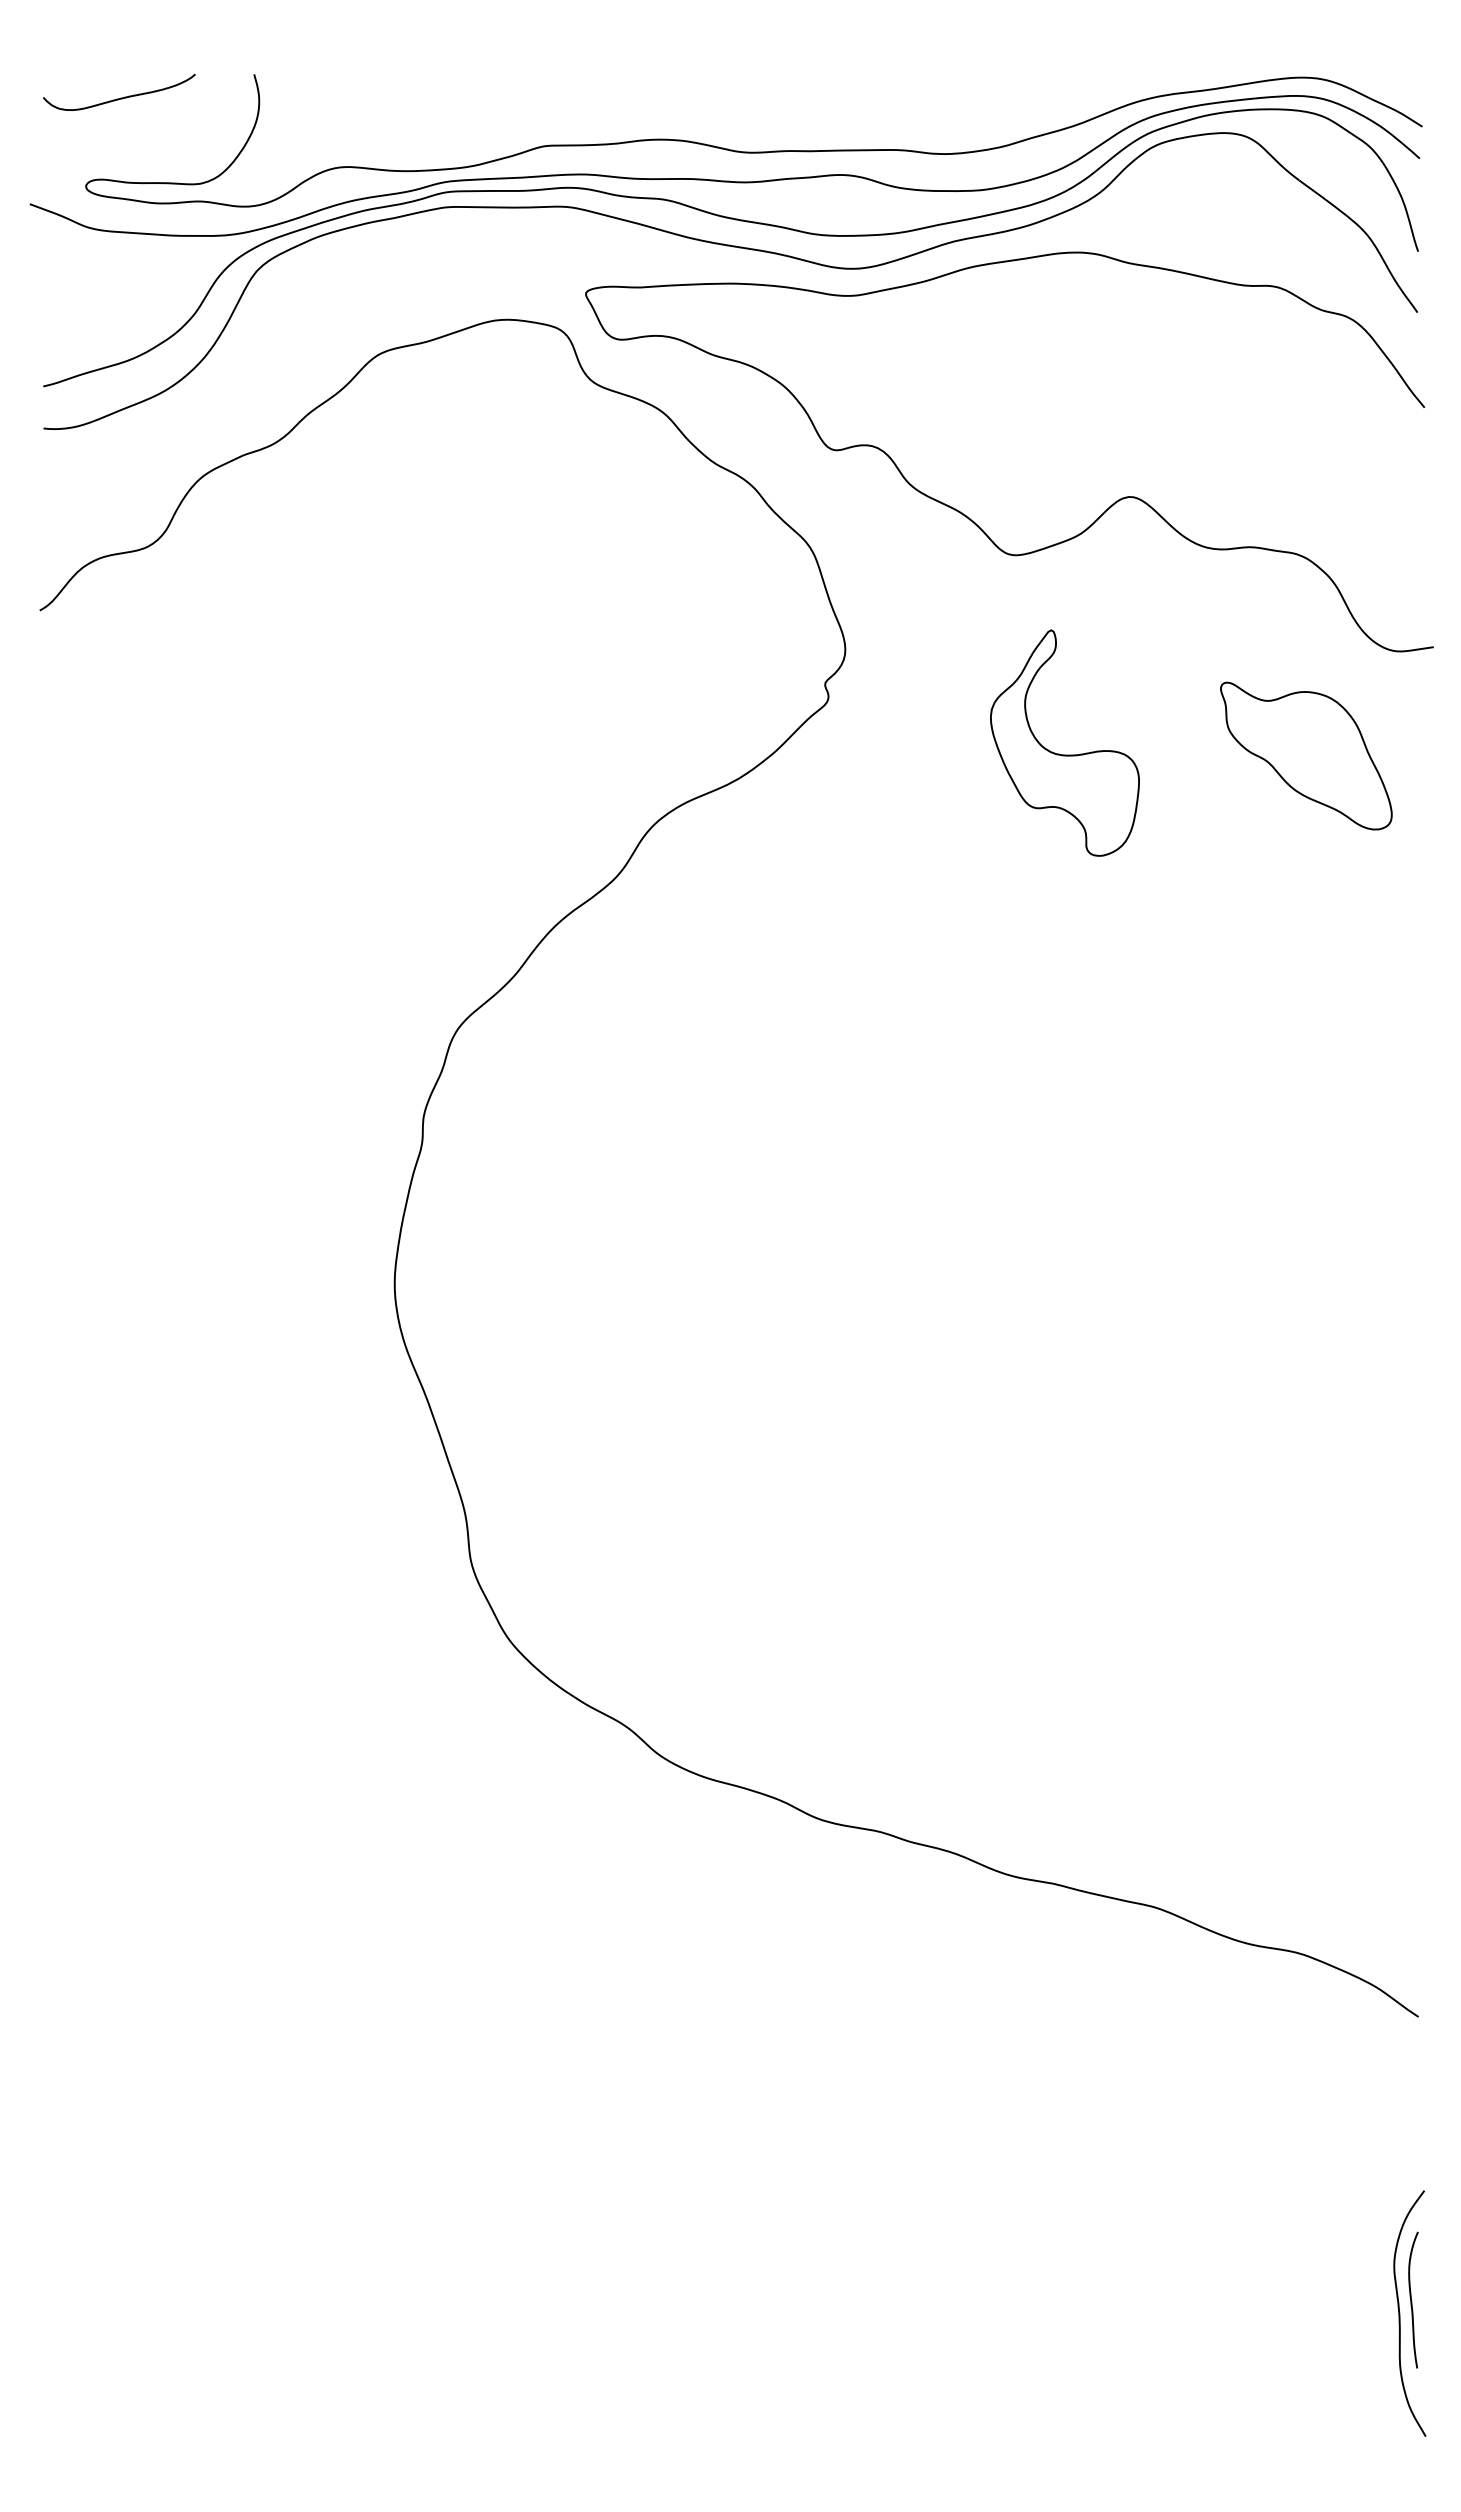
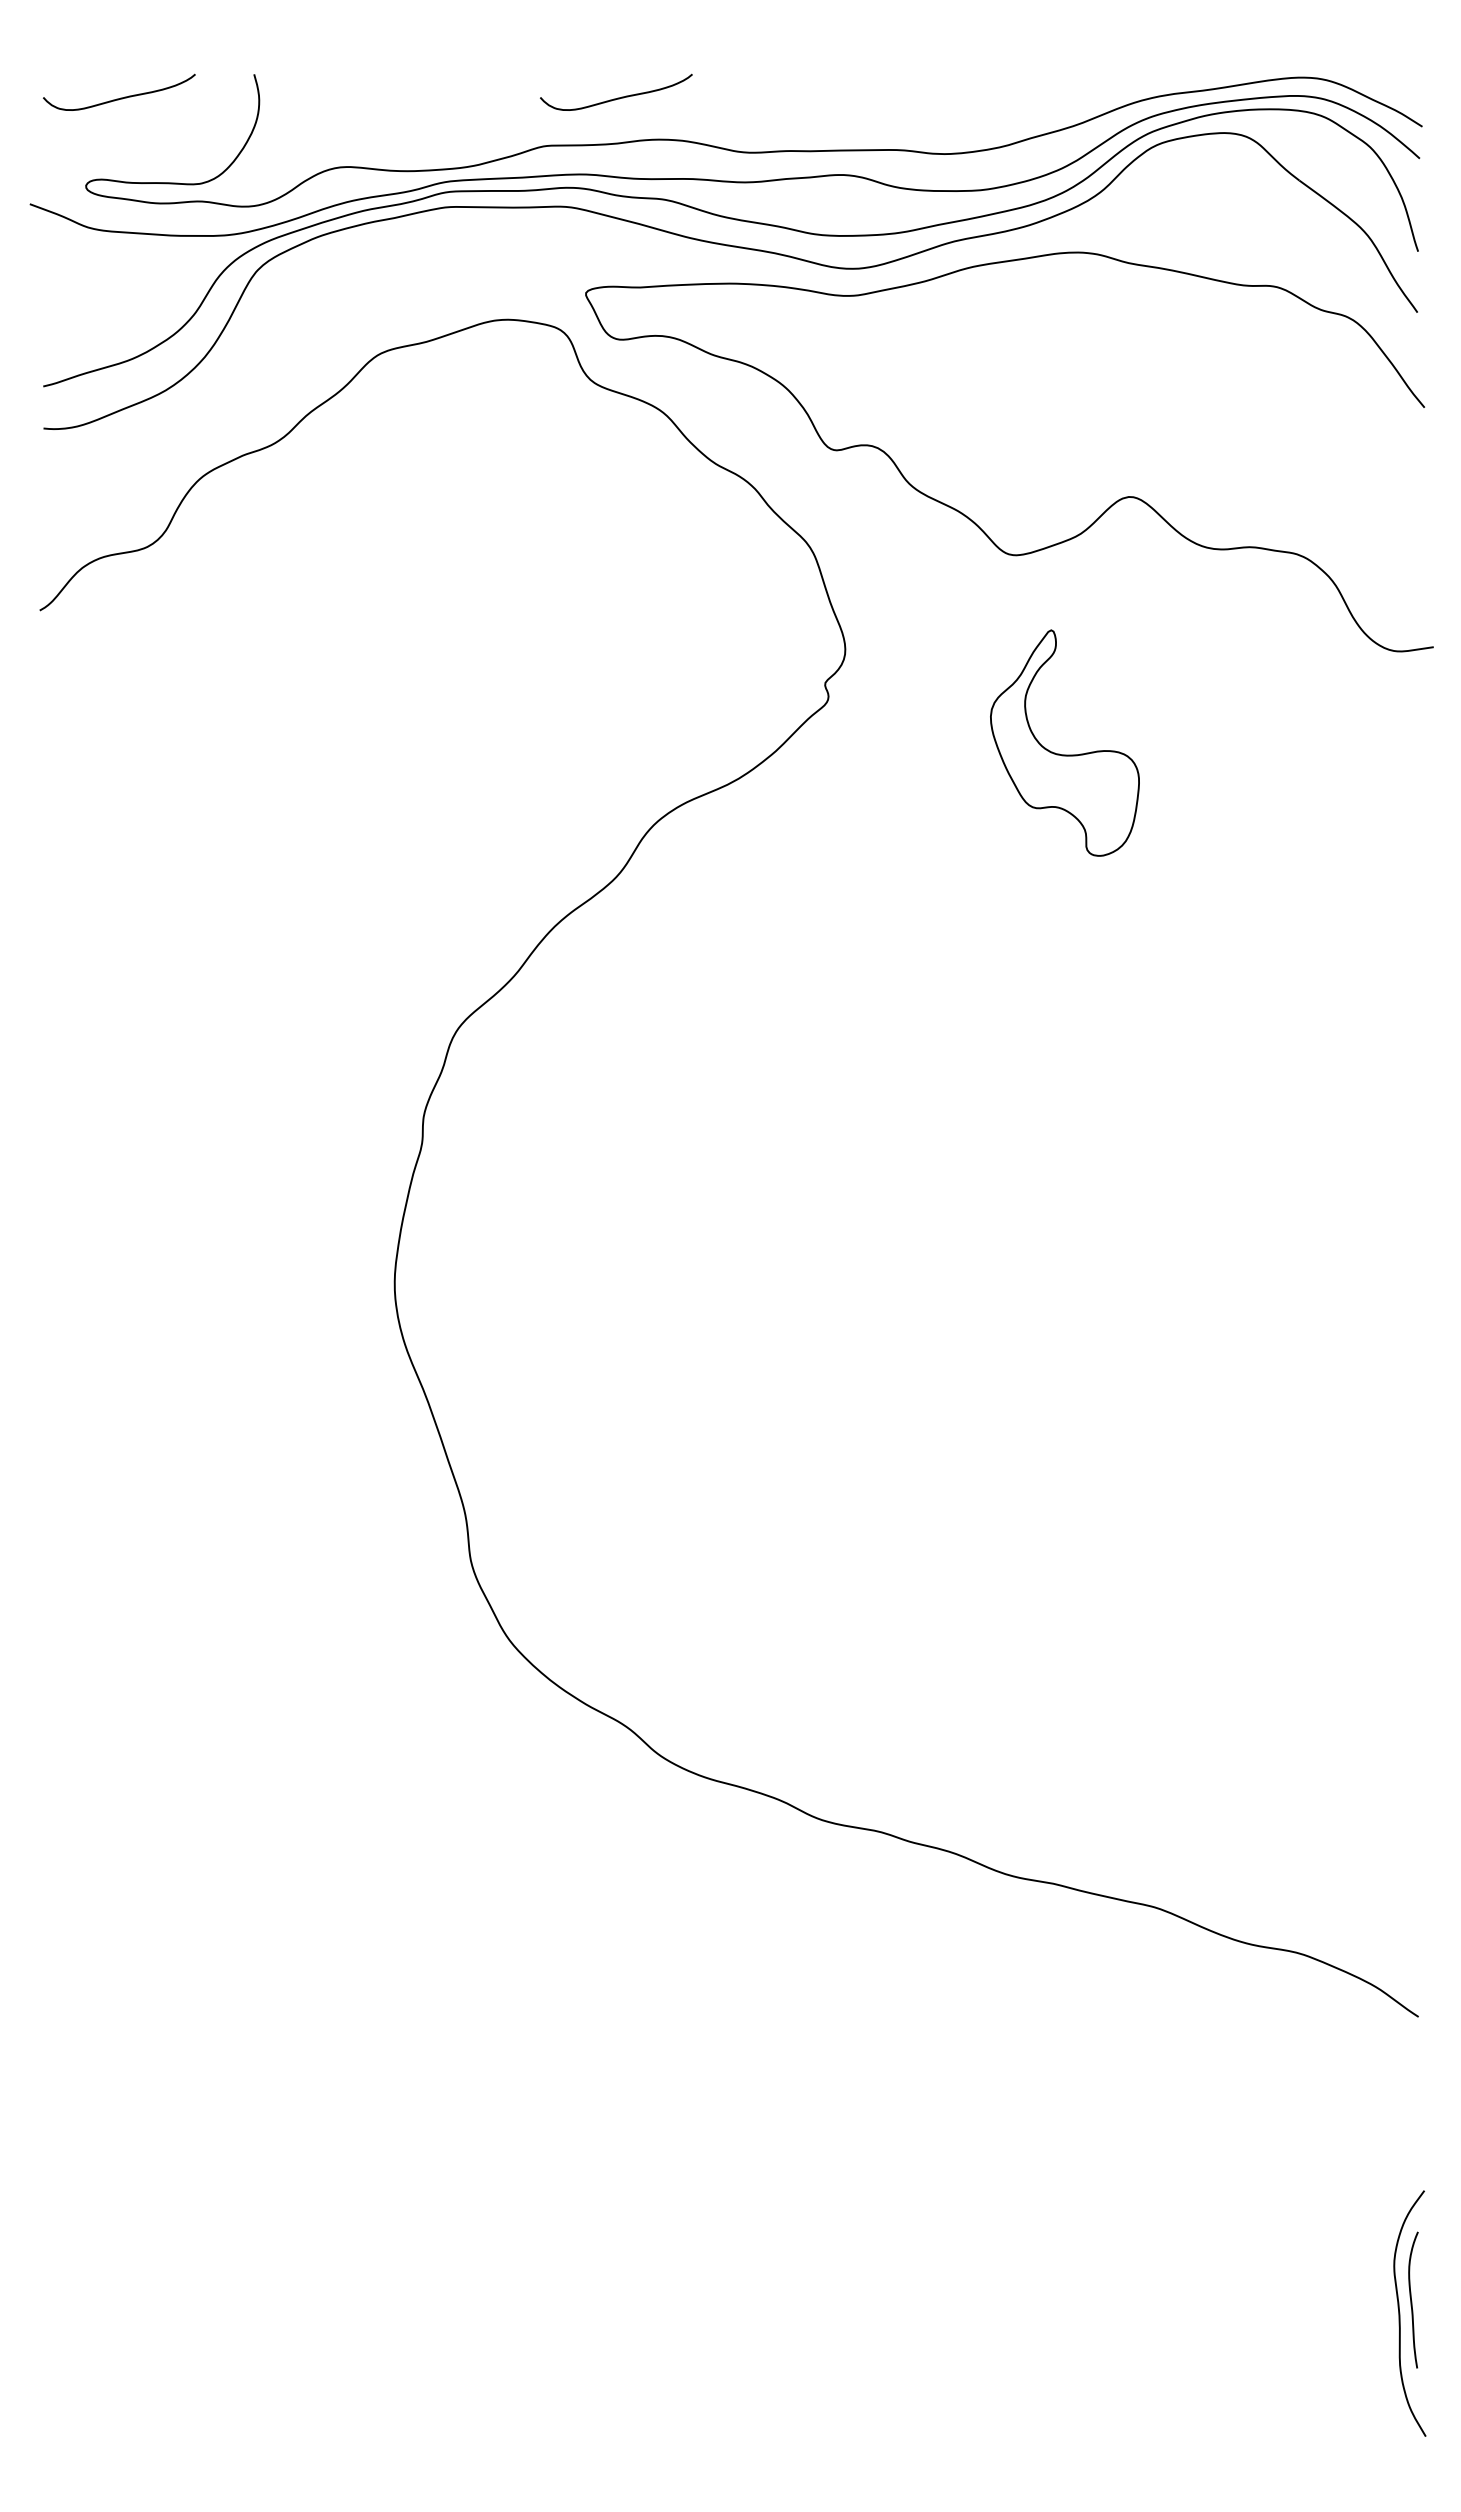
curve: none -> present (617, 97)
part: present -> none (1306, 755)
